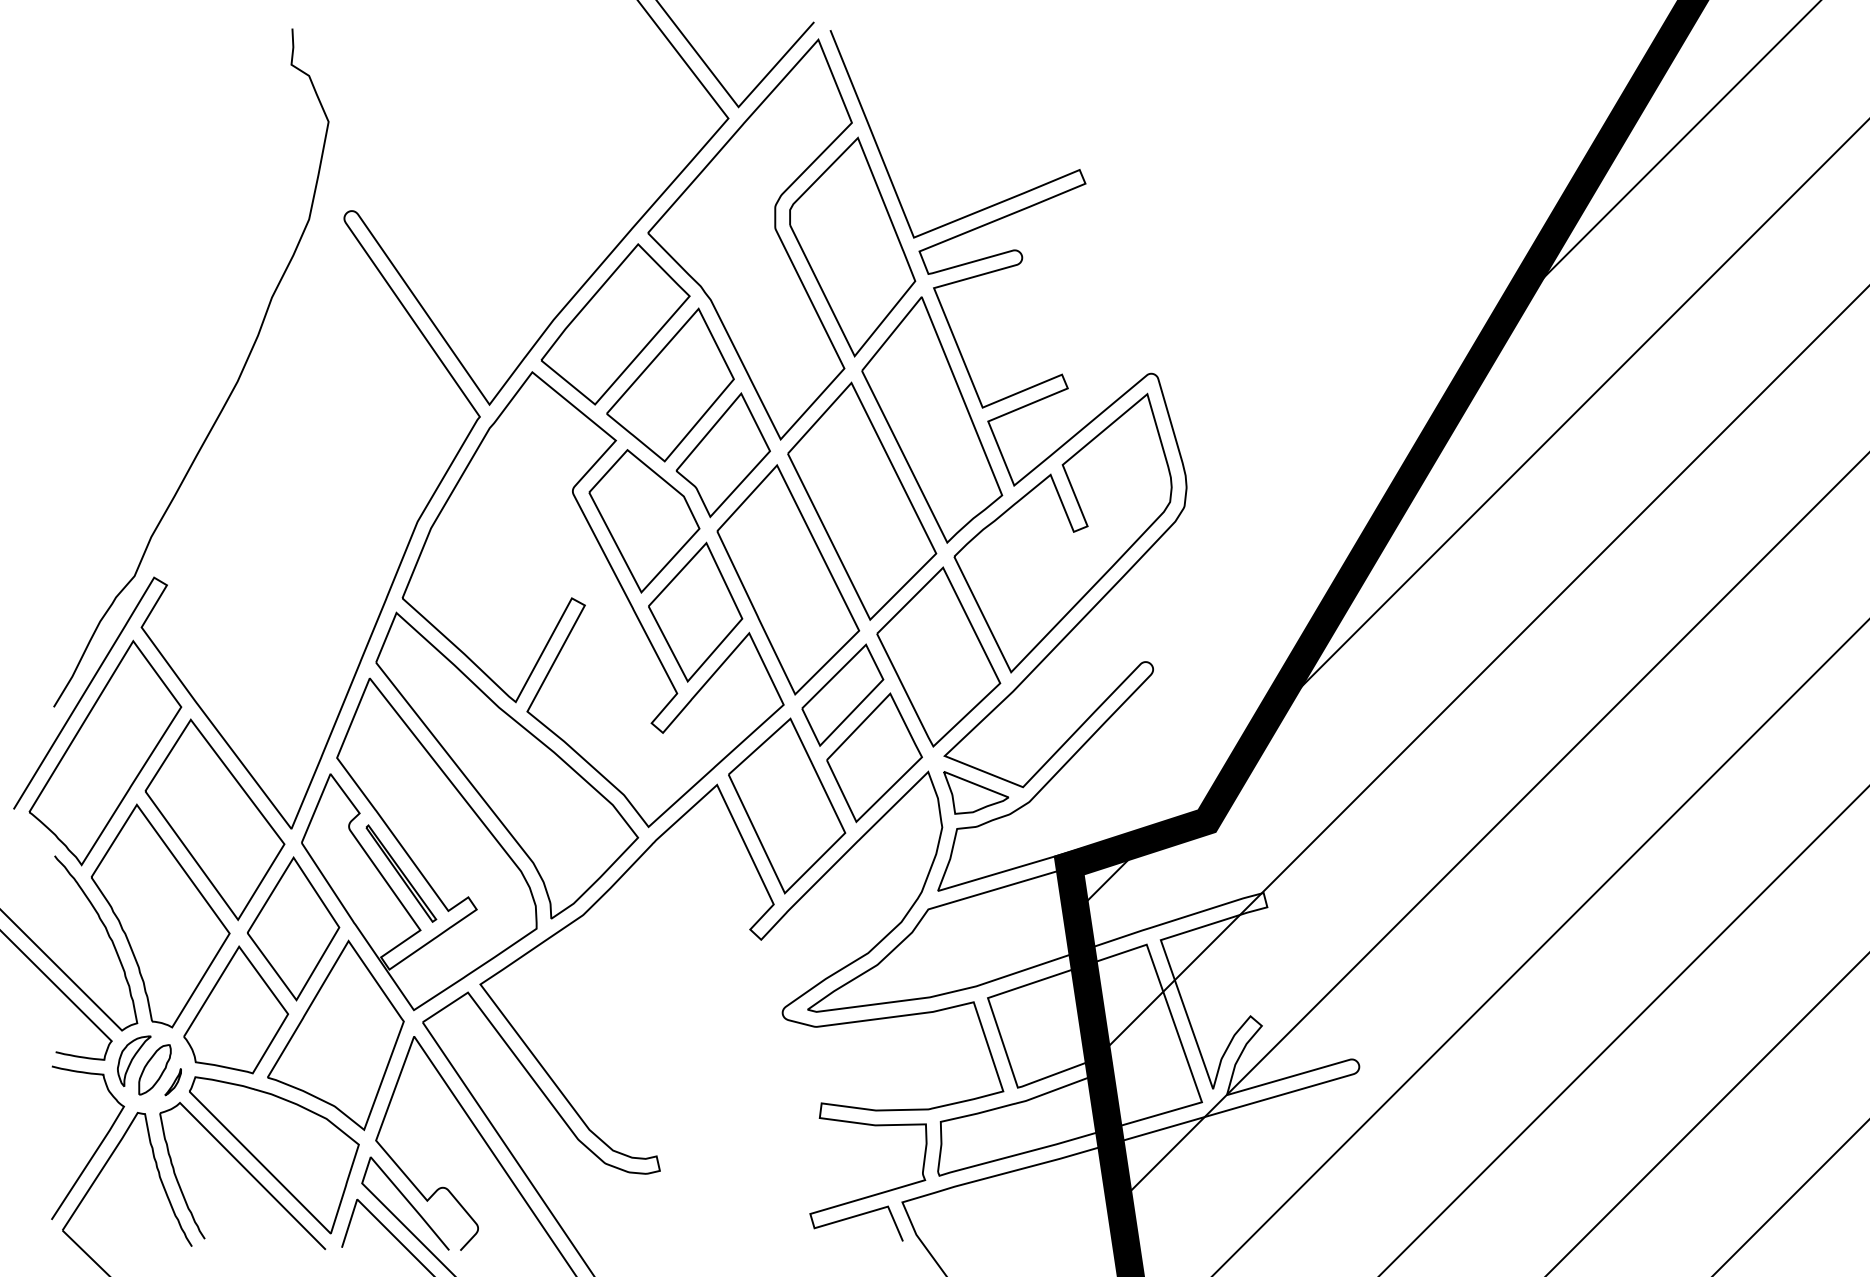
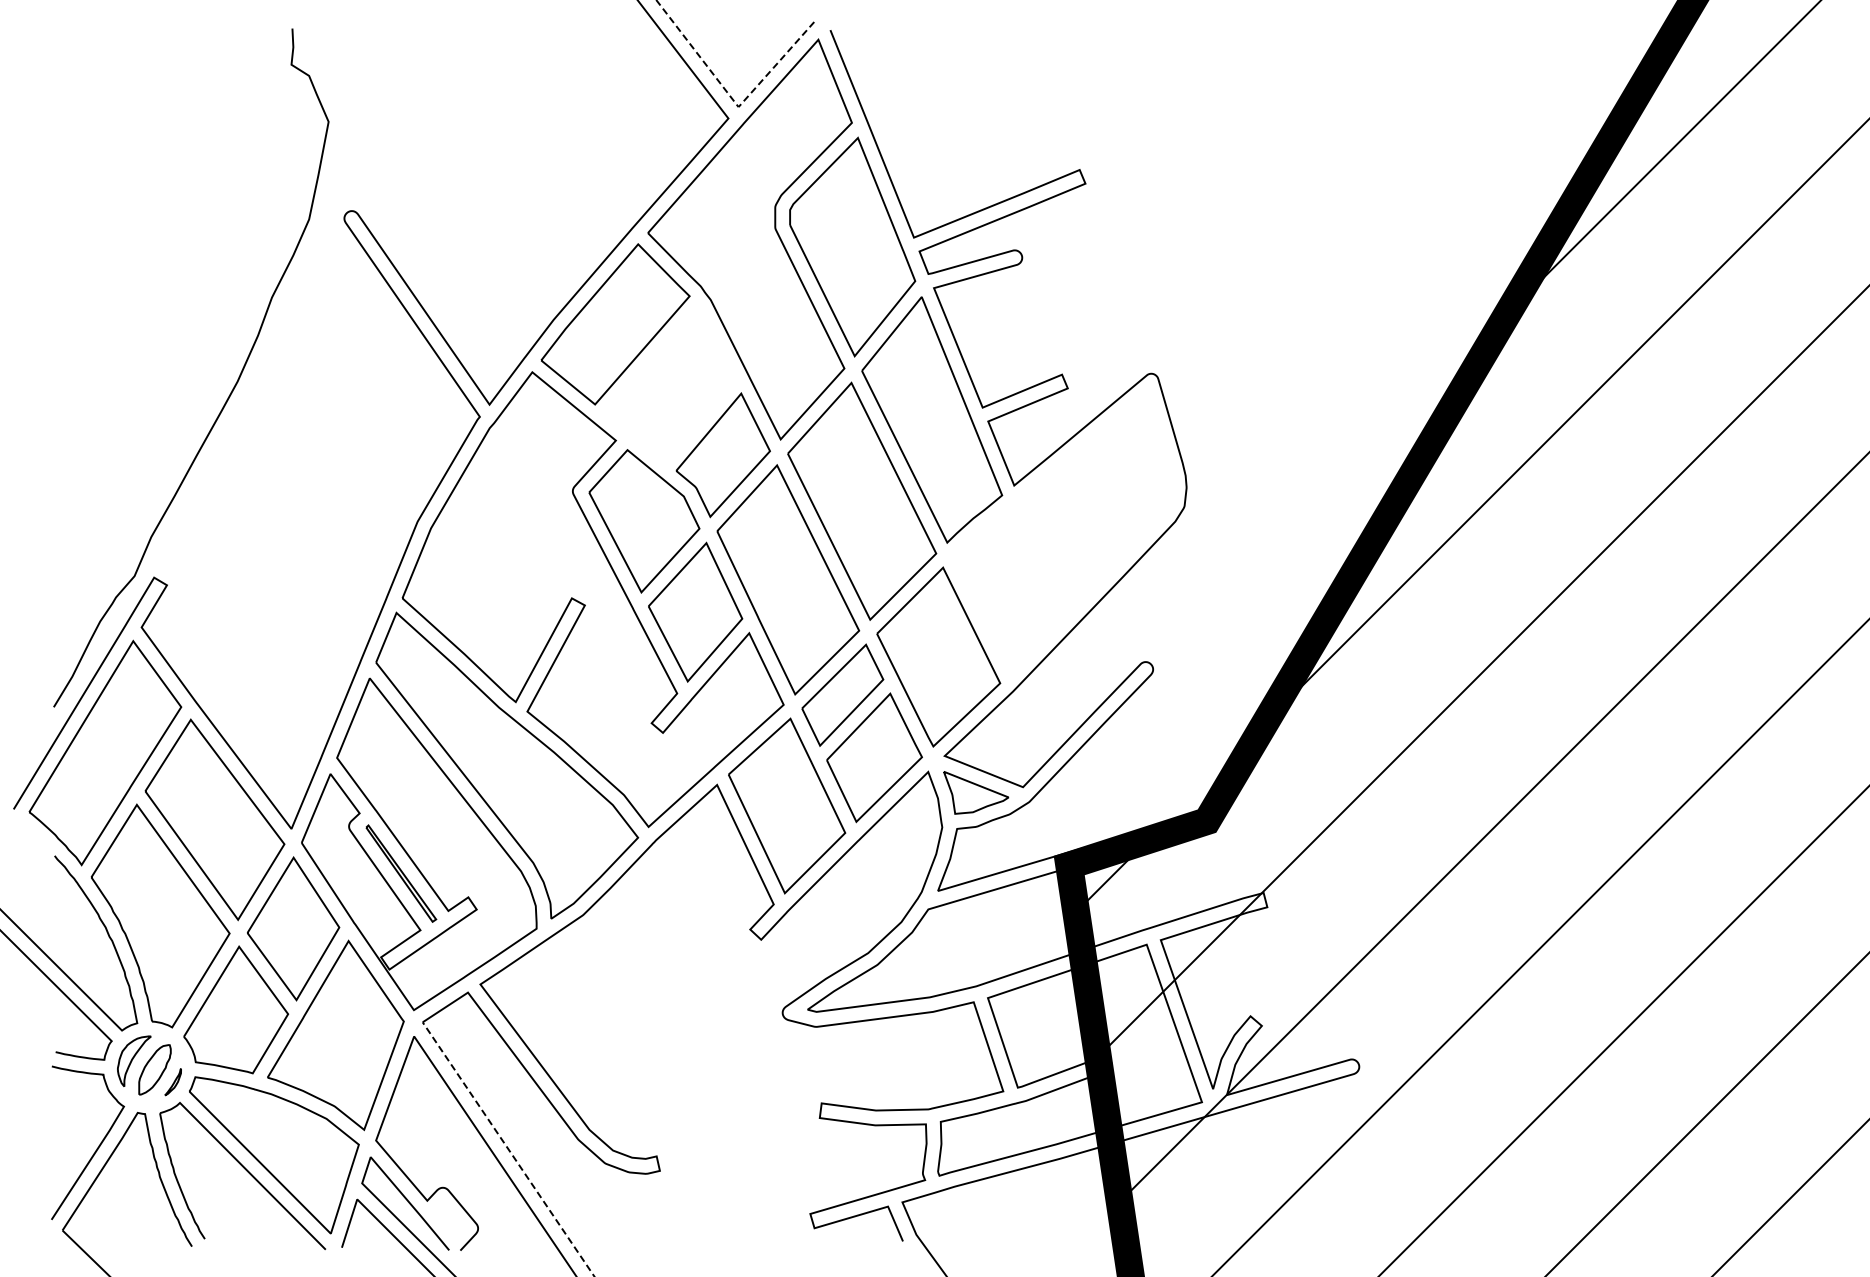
line: solid -> dashed (733, 99)
part: present -> none (670, 384)
part: present -> none (1062, 532)
line: solid -> dashed (508, 1149)
